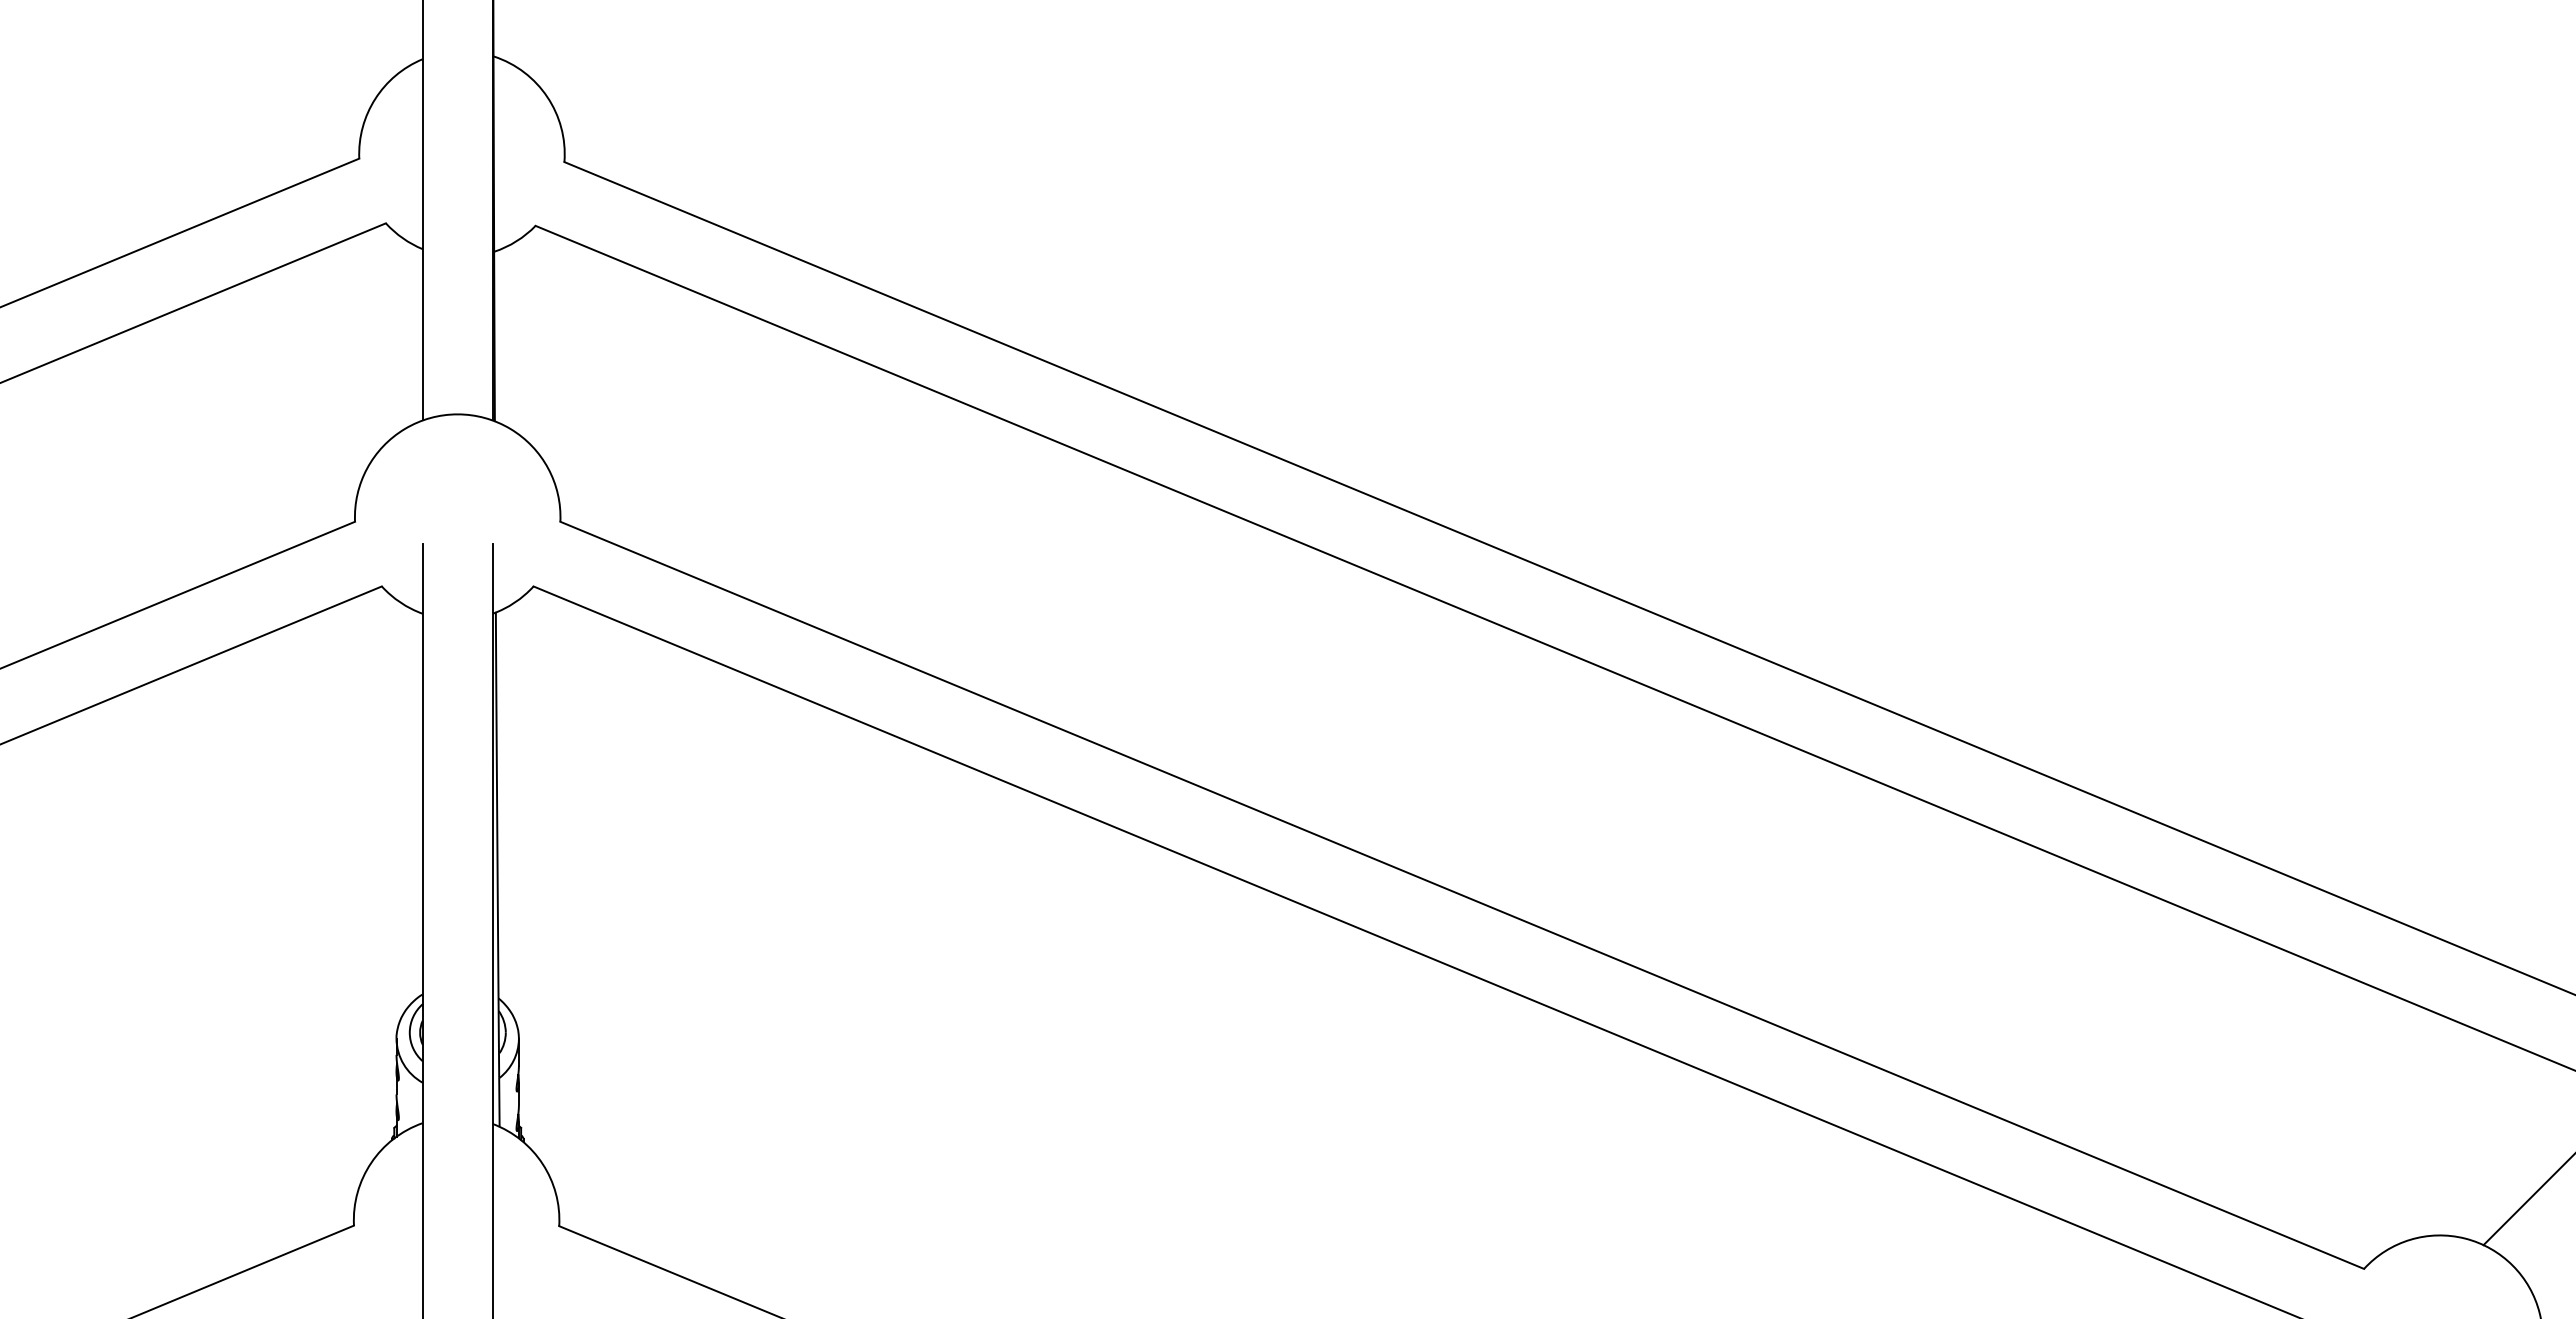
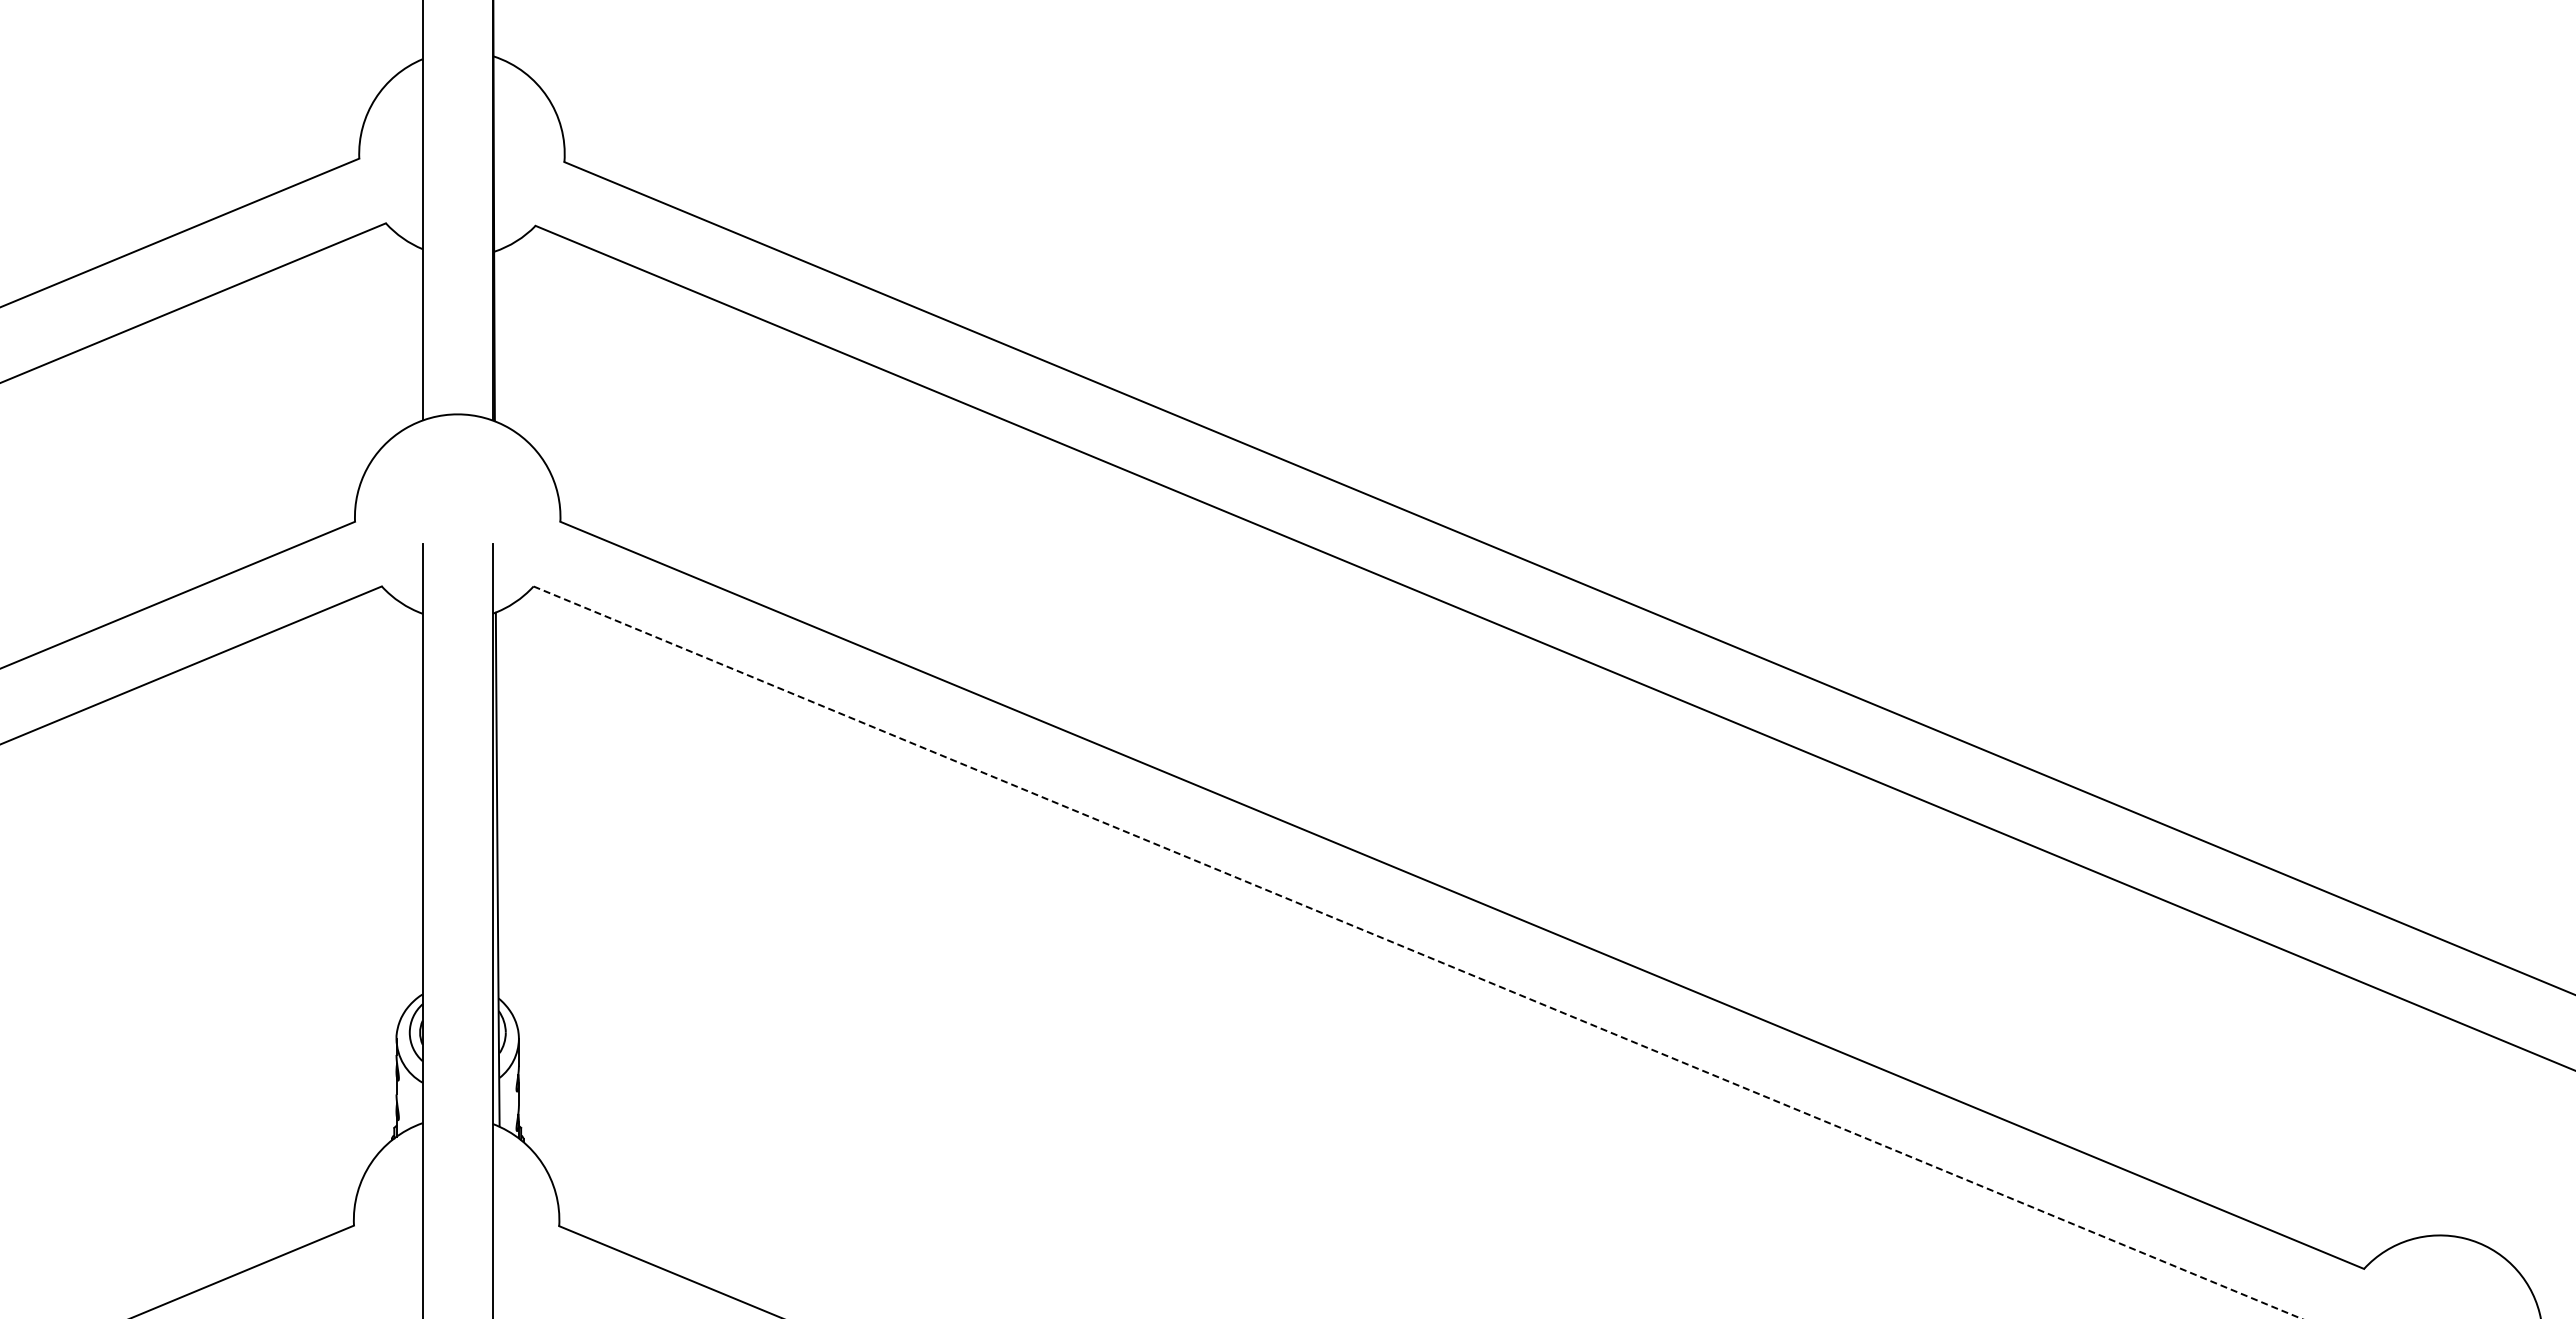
line: solid -> dashed (1417, 952)
line: present -> none (2527, 1200)
